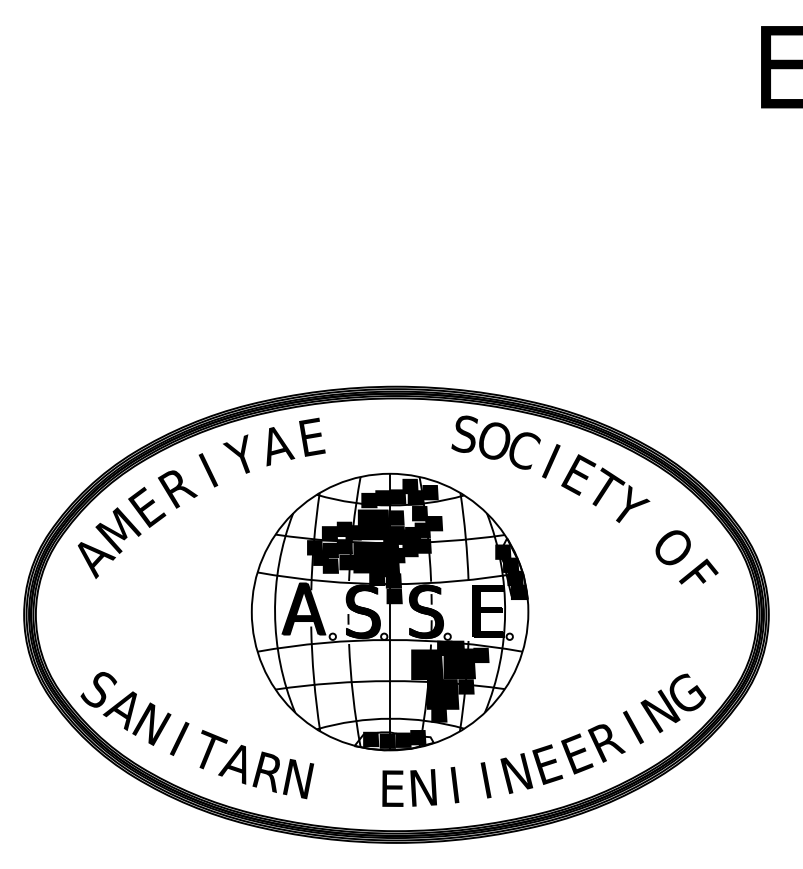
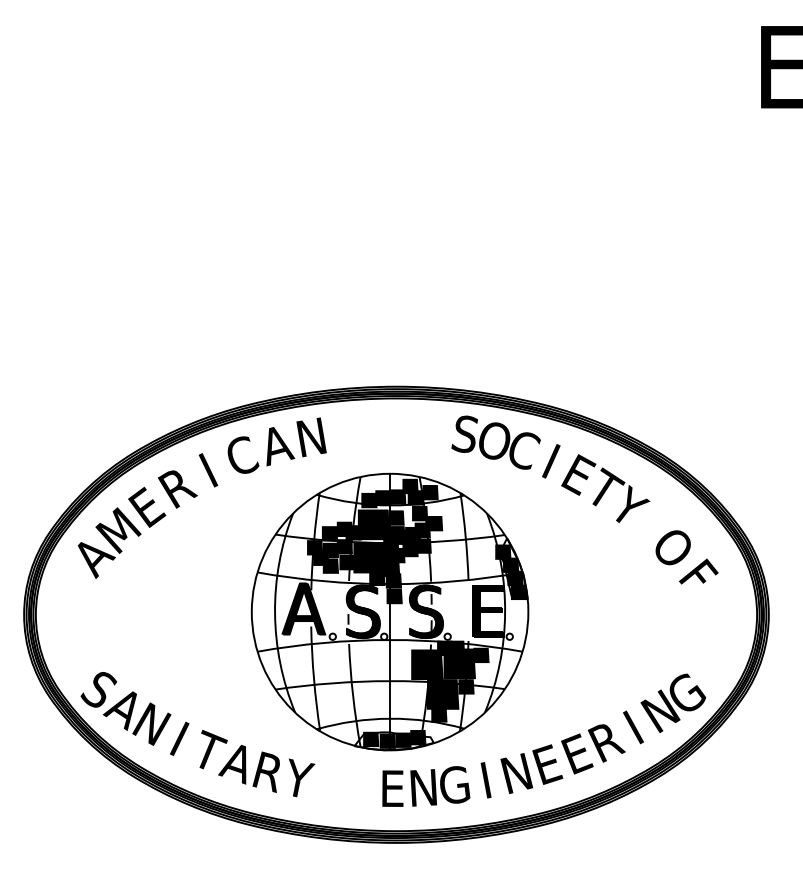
text: E -> N (311, 437)
text: Y -> C (240, 453)
text: N -> Y (299, 778)
text: I -> G (455, 784)
